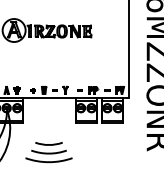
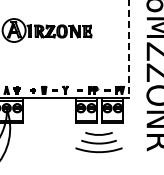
line: solid -> dashed (128, 48)
part position: (48, 152) -> (98, 142) (98, 142)
